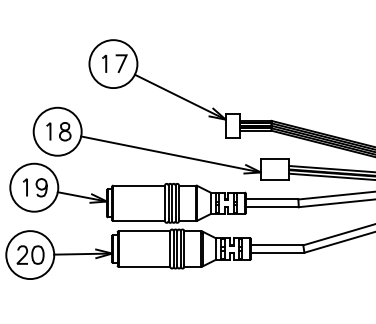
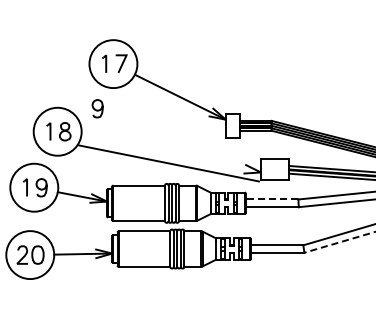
curve: none -> present (97, 109)
line position: (170, 154) -> (168, 163) (168, 163)
line: solid -> dashed (271, 199)
line: solid -> dashed (339, 242)
